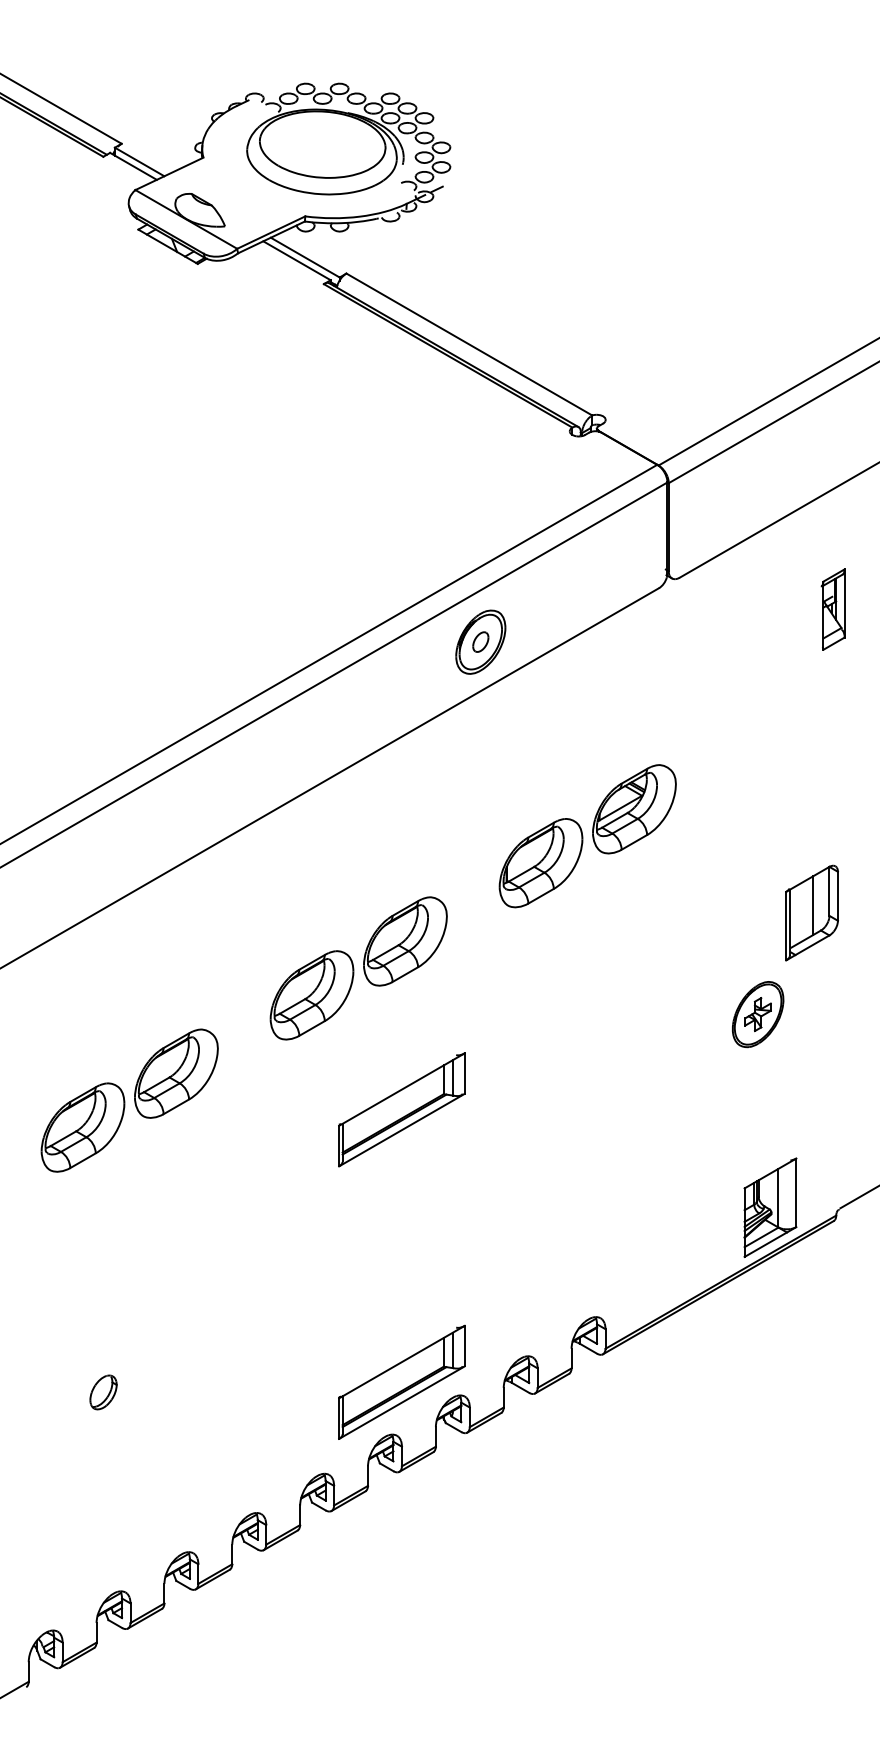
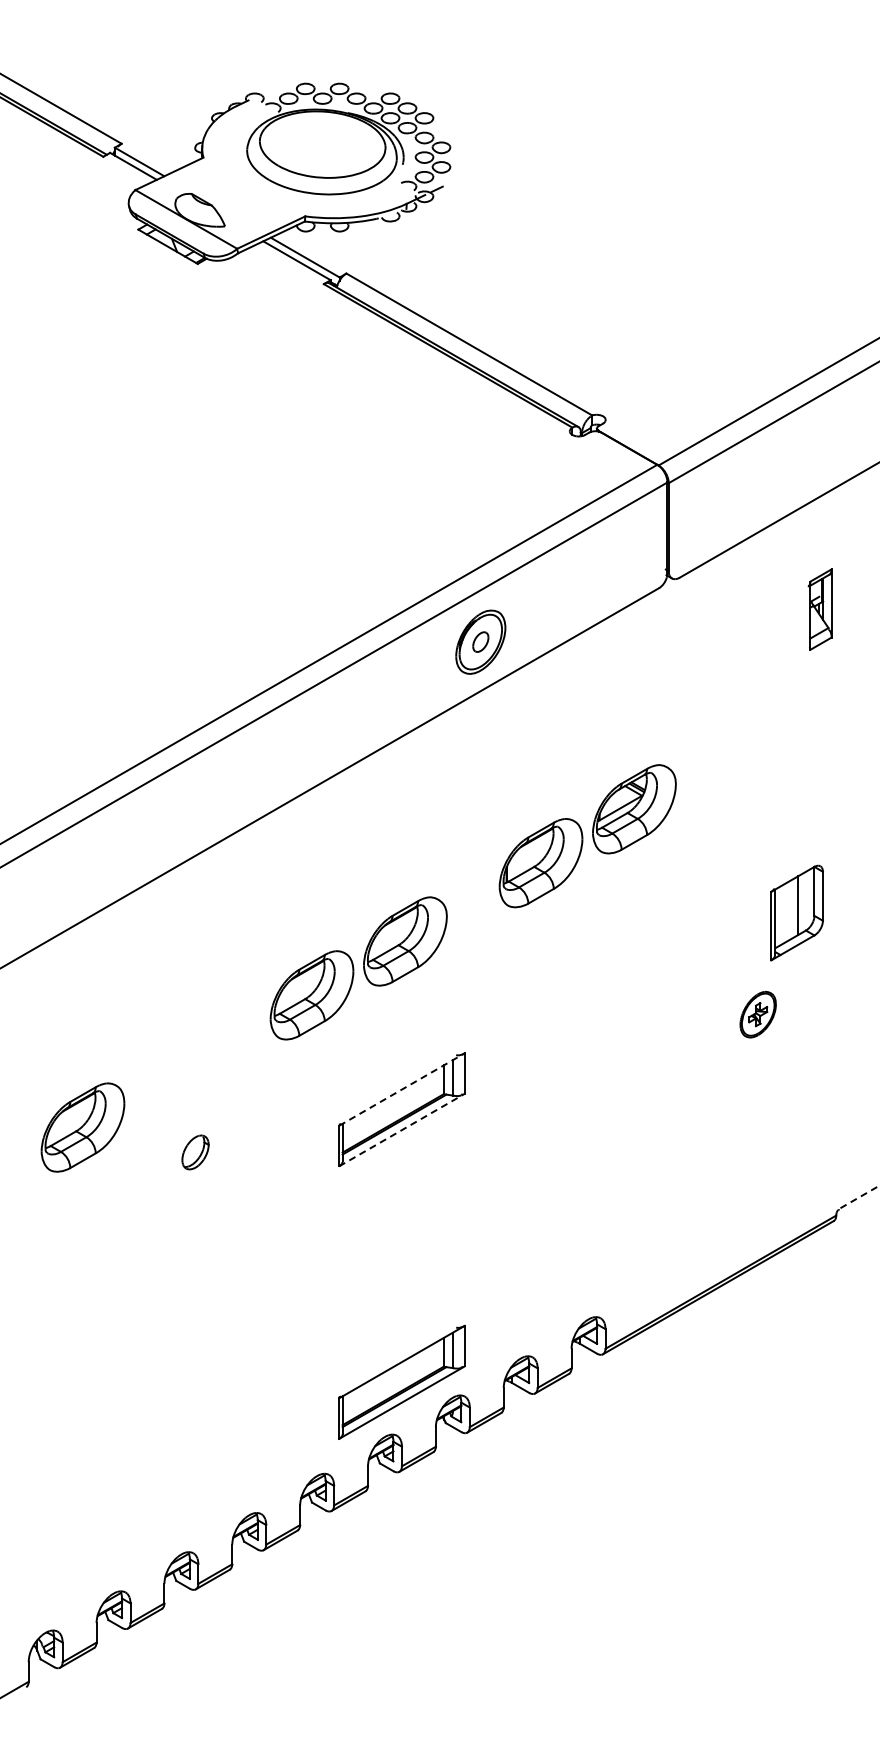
part position: (832, 609) -> (819, 609) (819, 609)
part position: (811, 912) -> (796, 912) (796, 912)
part size: 53x68 px -> 38x49 px (757, 1014)
part: present -> none (176, 1073)
line: solid -> dashed (401, 1089)
line: solid -> dashed (401, 1130)
line: solid -> dashed (860, 1196)
part: present -> none (770, 1207)
part position: (103, 1392) -> (195, 1152) (195, 1152)
